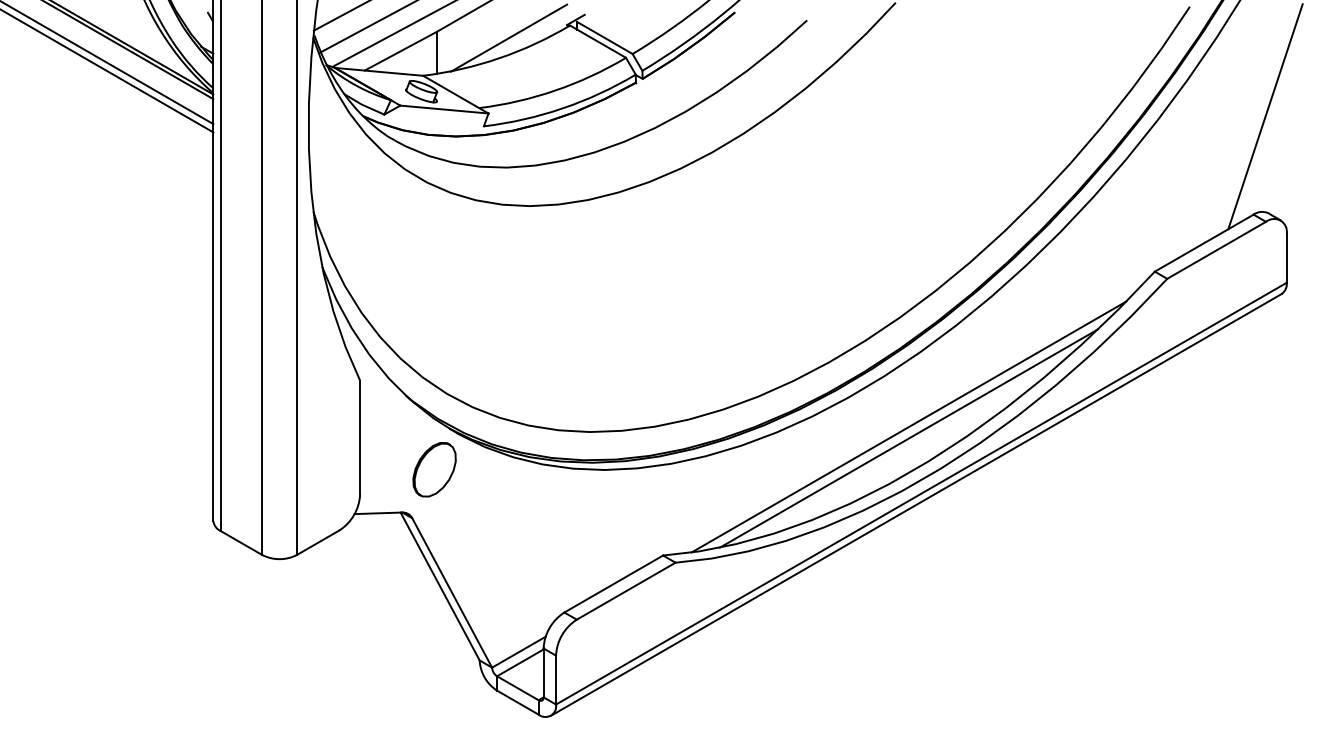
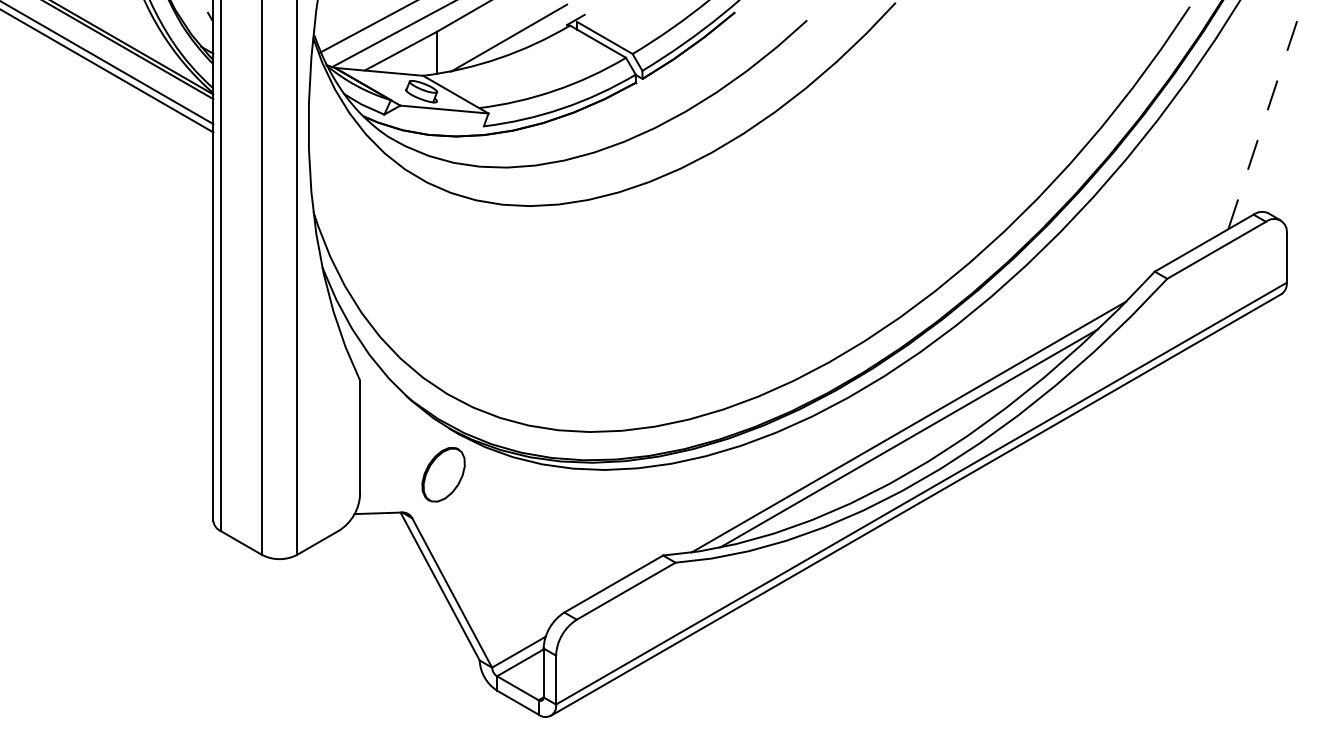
line: present -> none (340, 16)
line: solid -> dashed (1265, 116)
part position: (434, 469) -> (443, 474) (443, 474)
